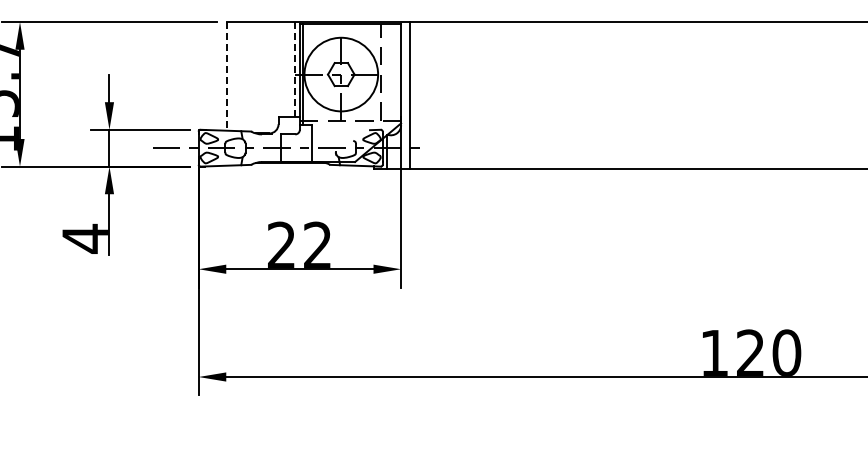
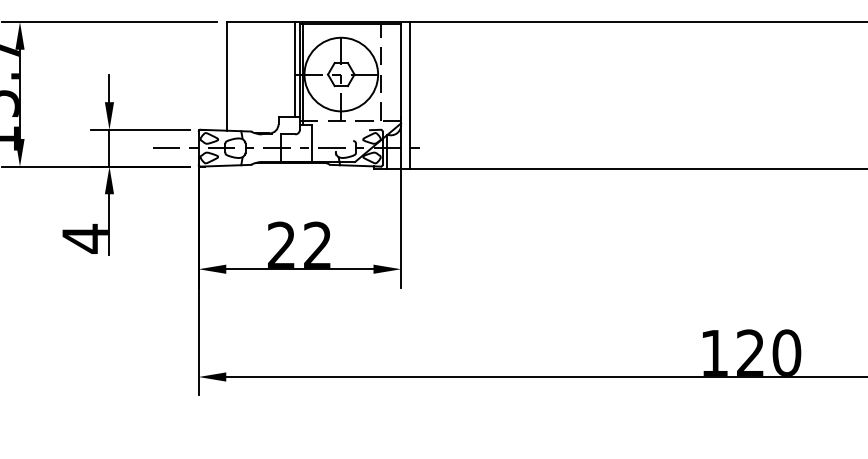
line: dashed -> solid (295, 69)
line: dashed -> solid (226, 76)
